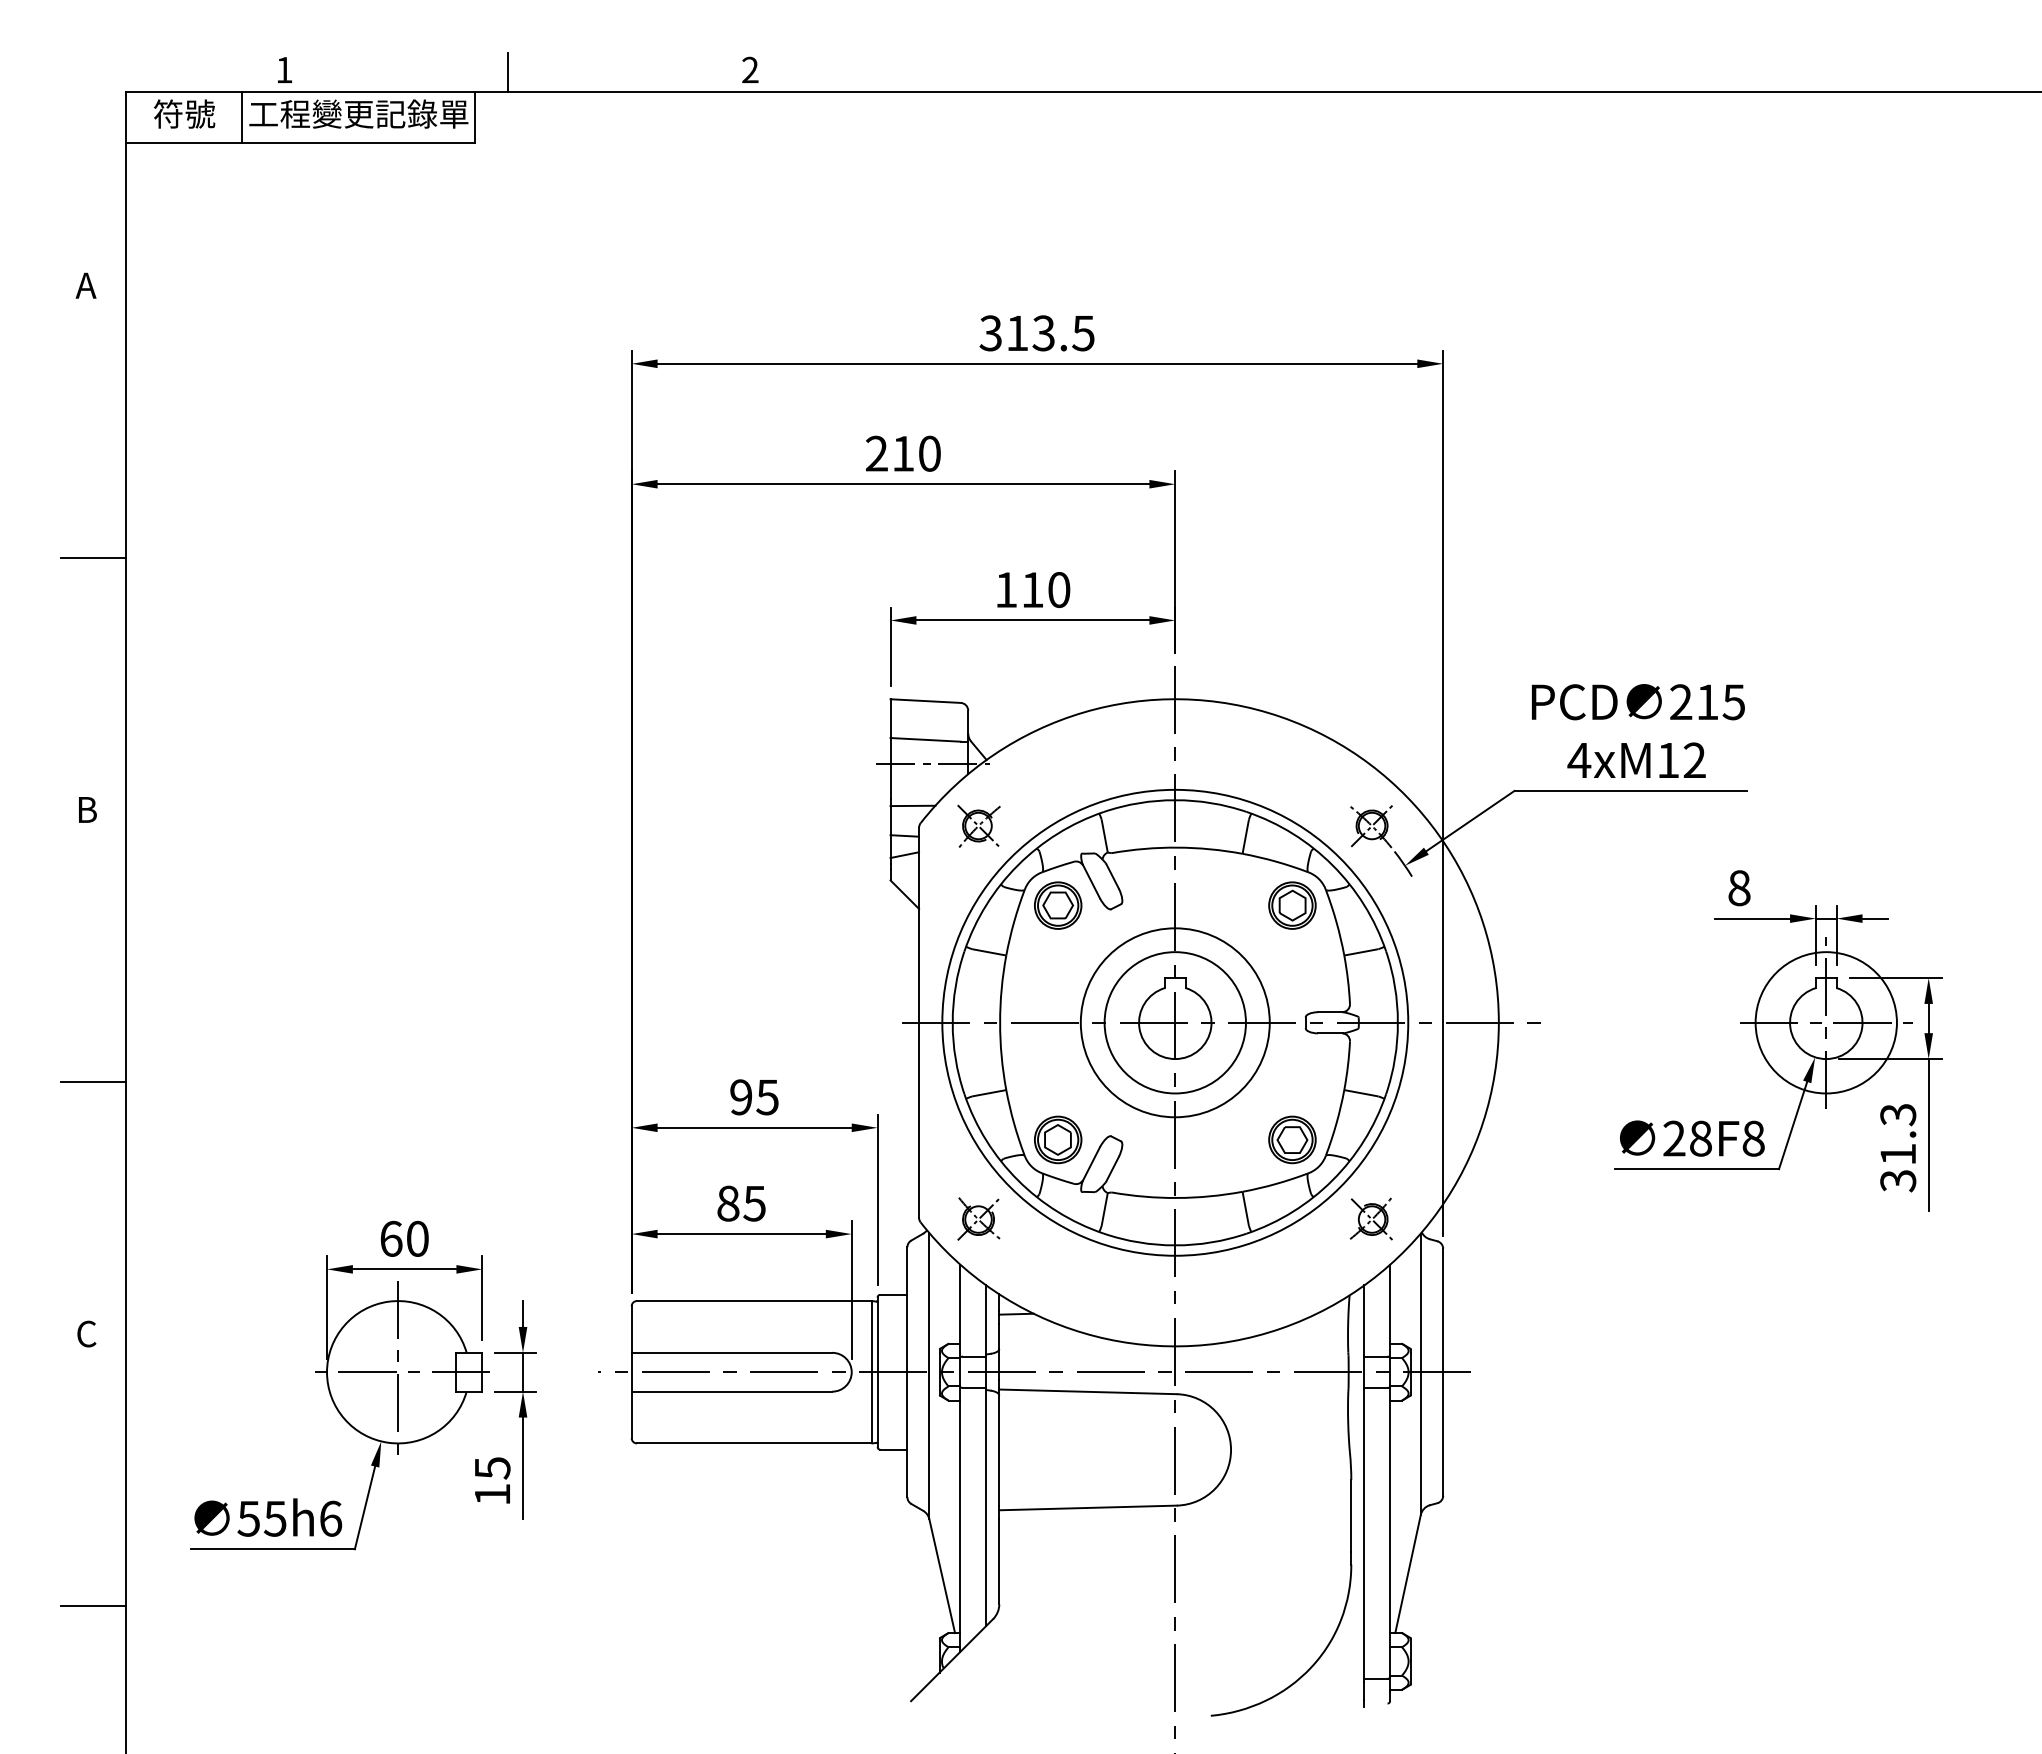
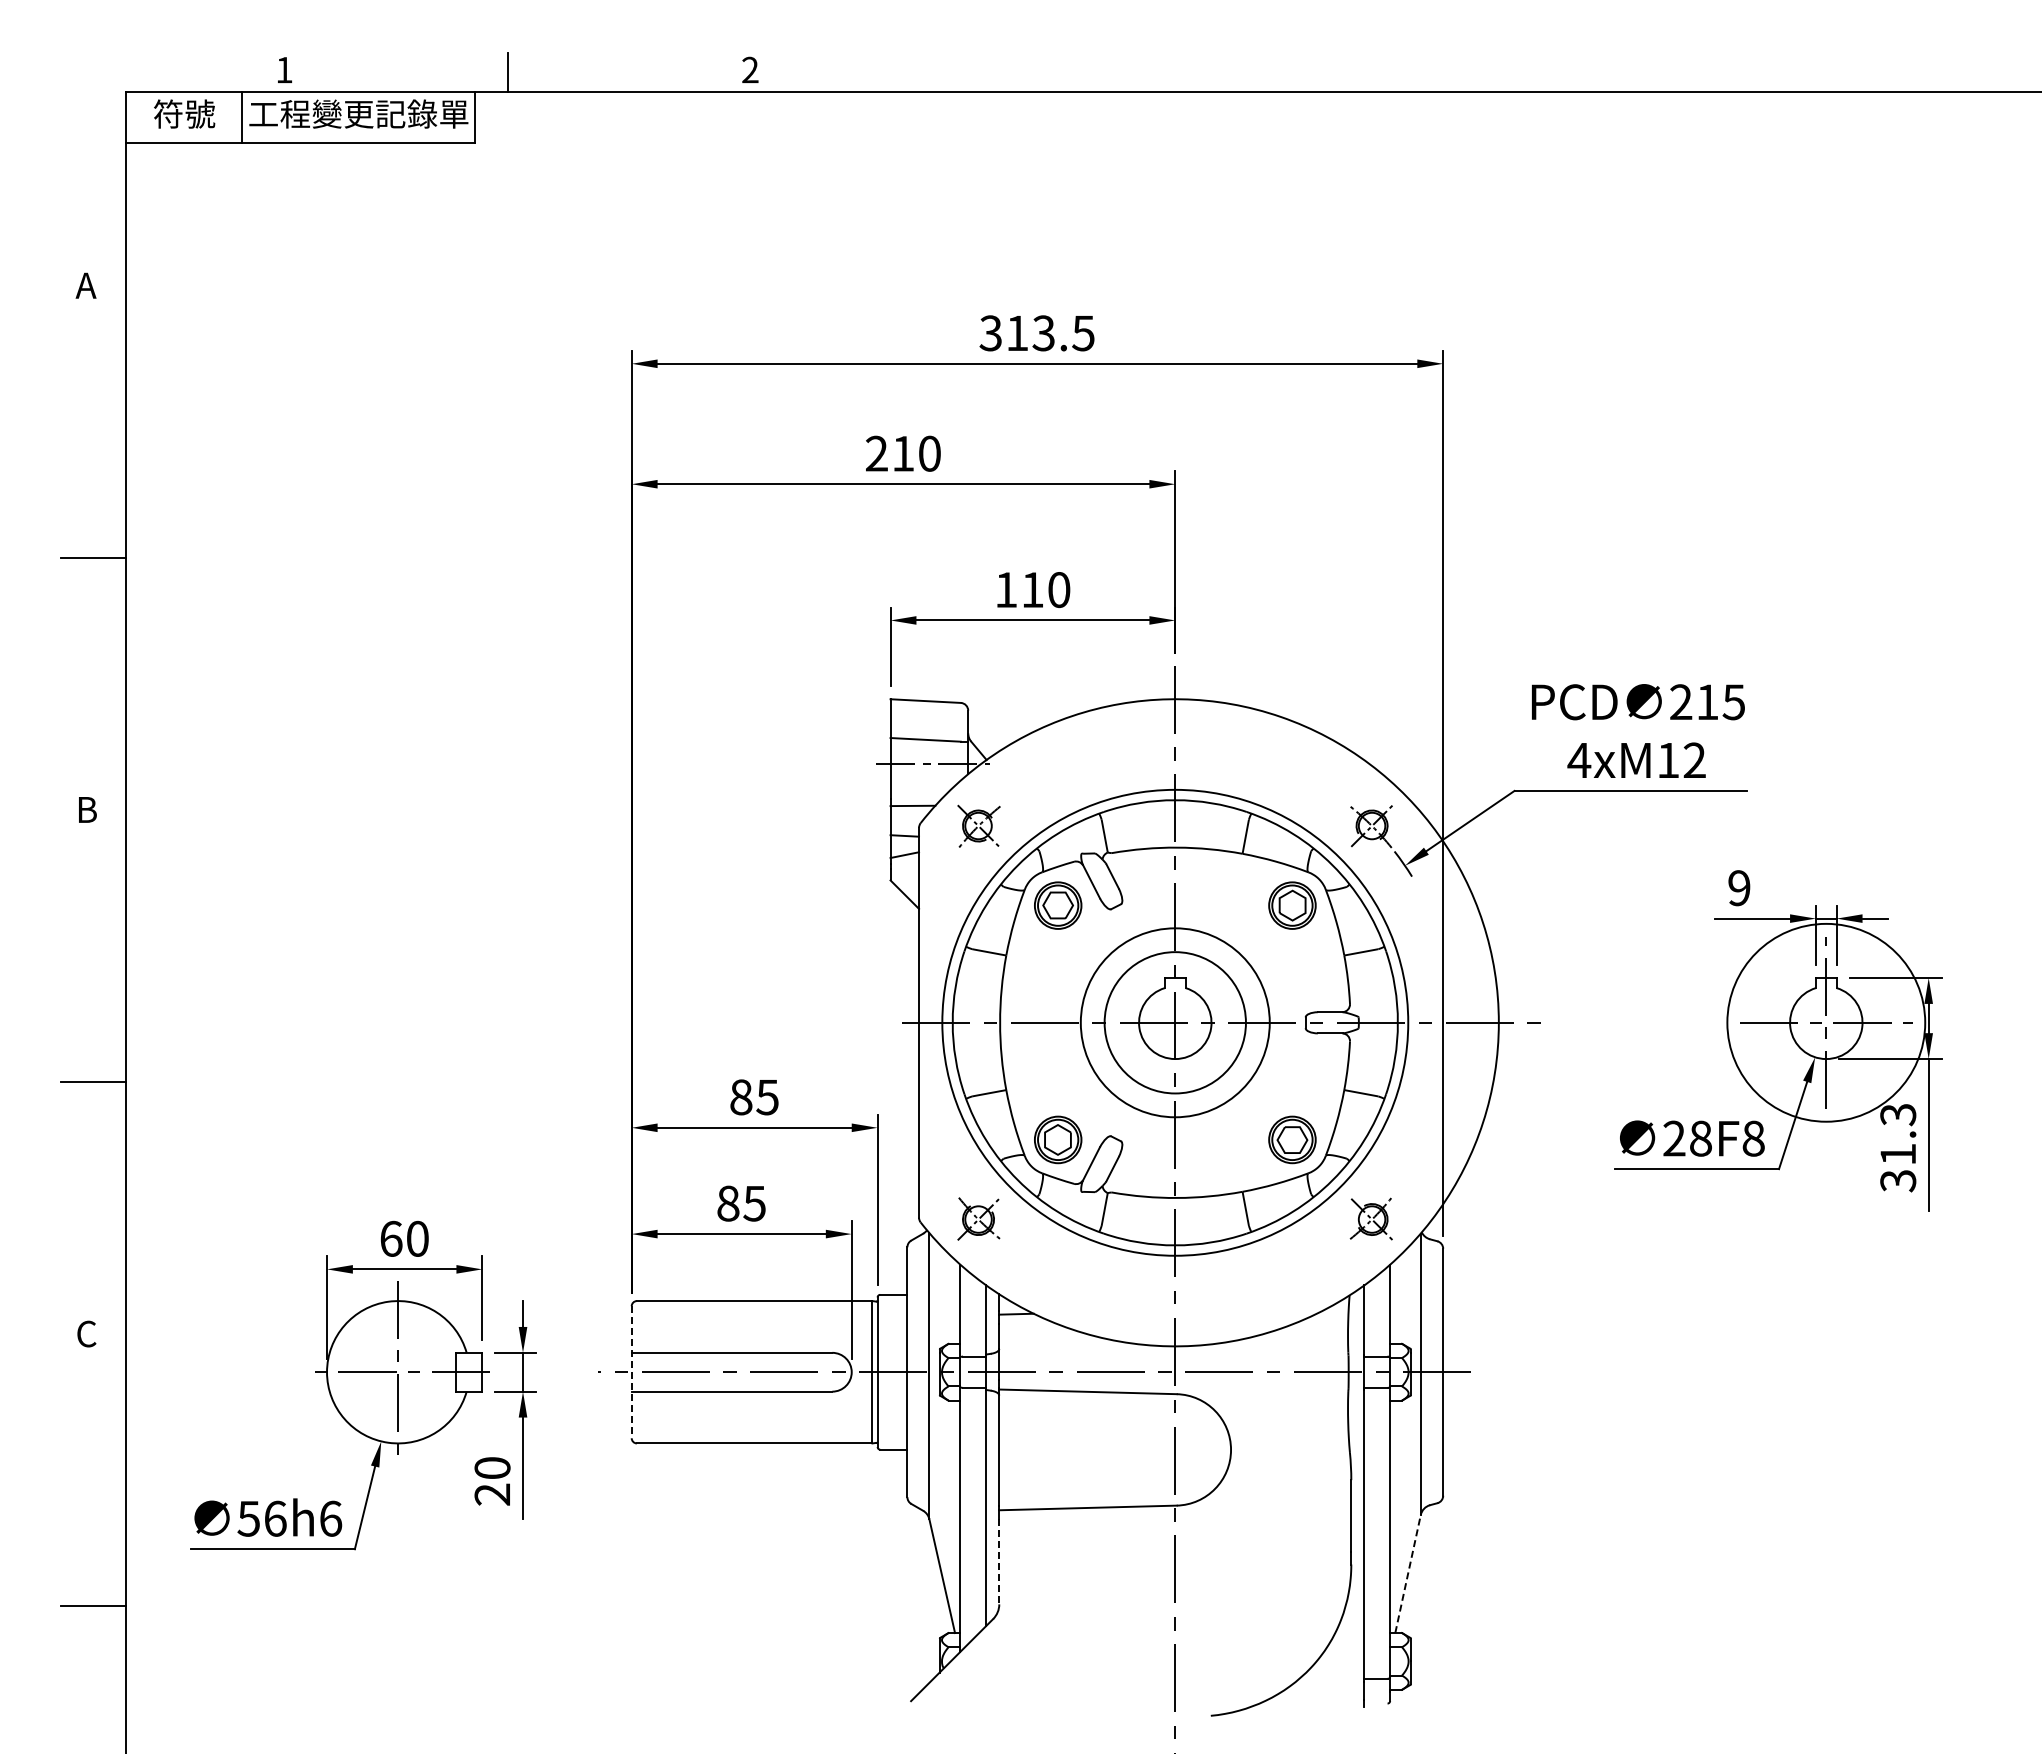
text: 8 -> 9 (1739, 888)
circle diameter: 141 px -> 198 px (1826, 1022)
text: 95 -> 85 (741, 1097)
line: solid -> dashed (631, 1372)
text: 15 -> 20 (492, 1481)
text: 55h6 -> 56h6 (274, 1518)
line: solid -> dashed (999, 1562)
line: solid -> dashed (1408, 1573)
